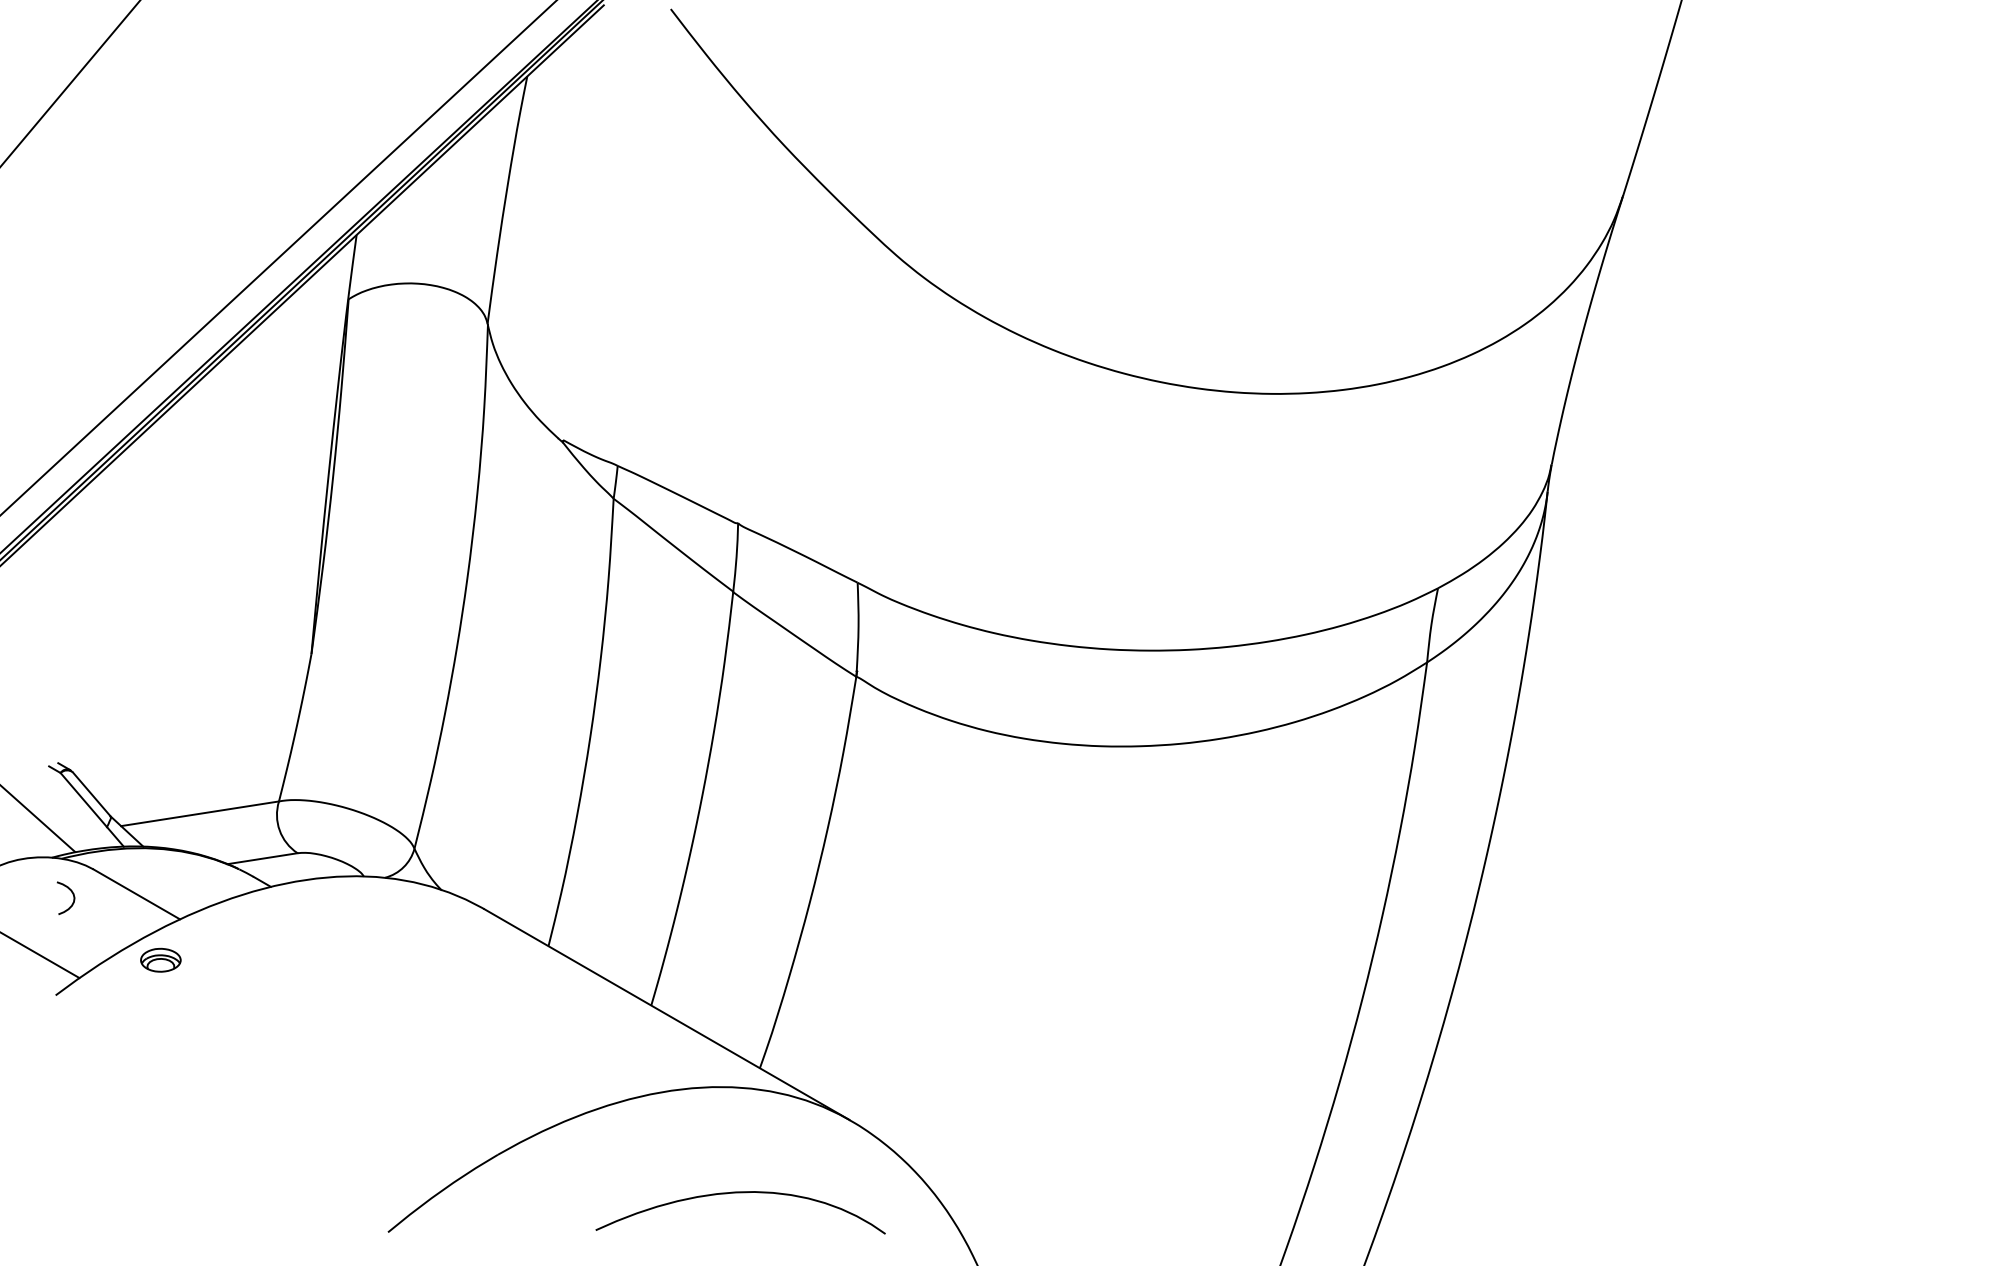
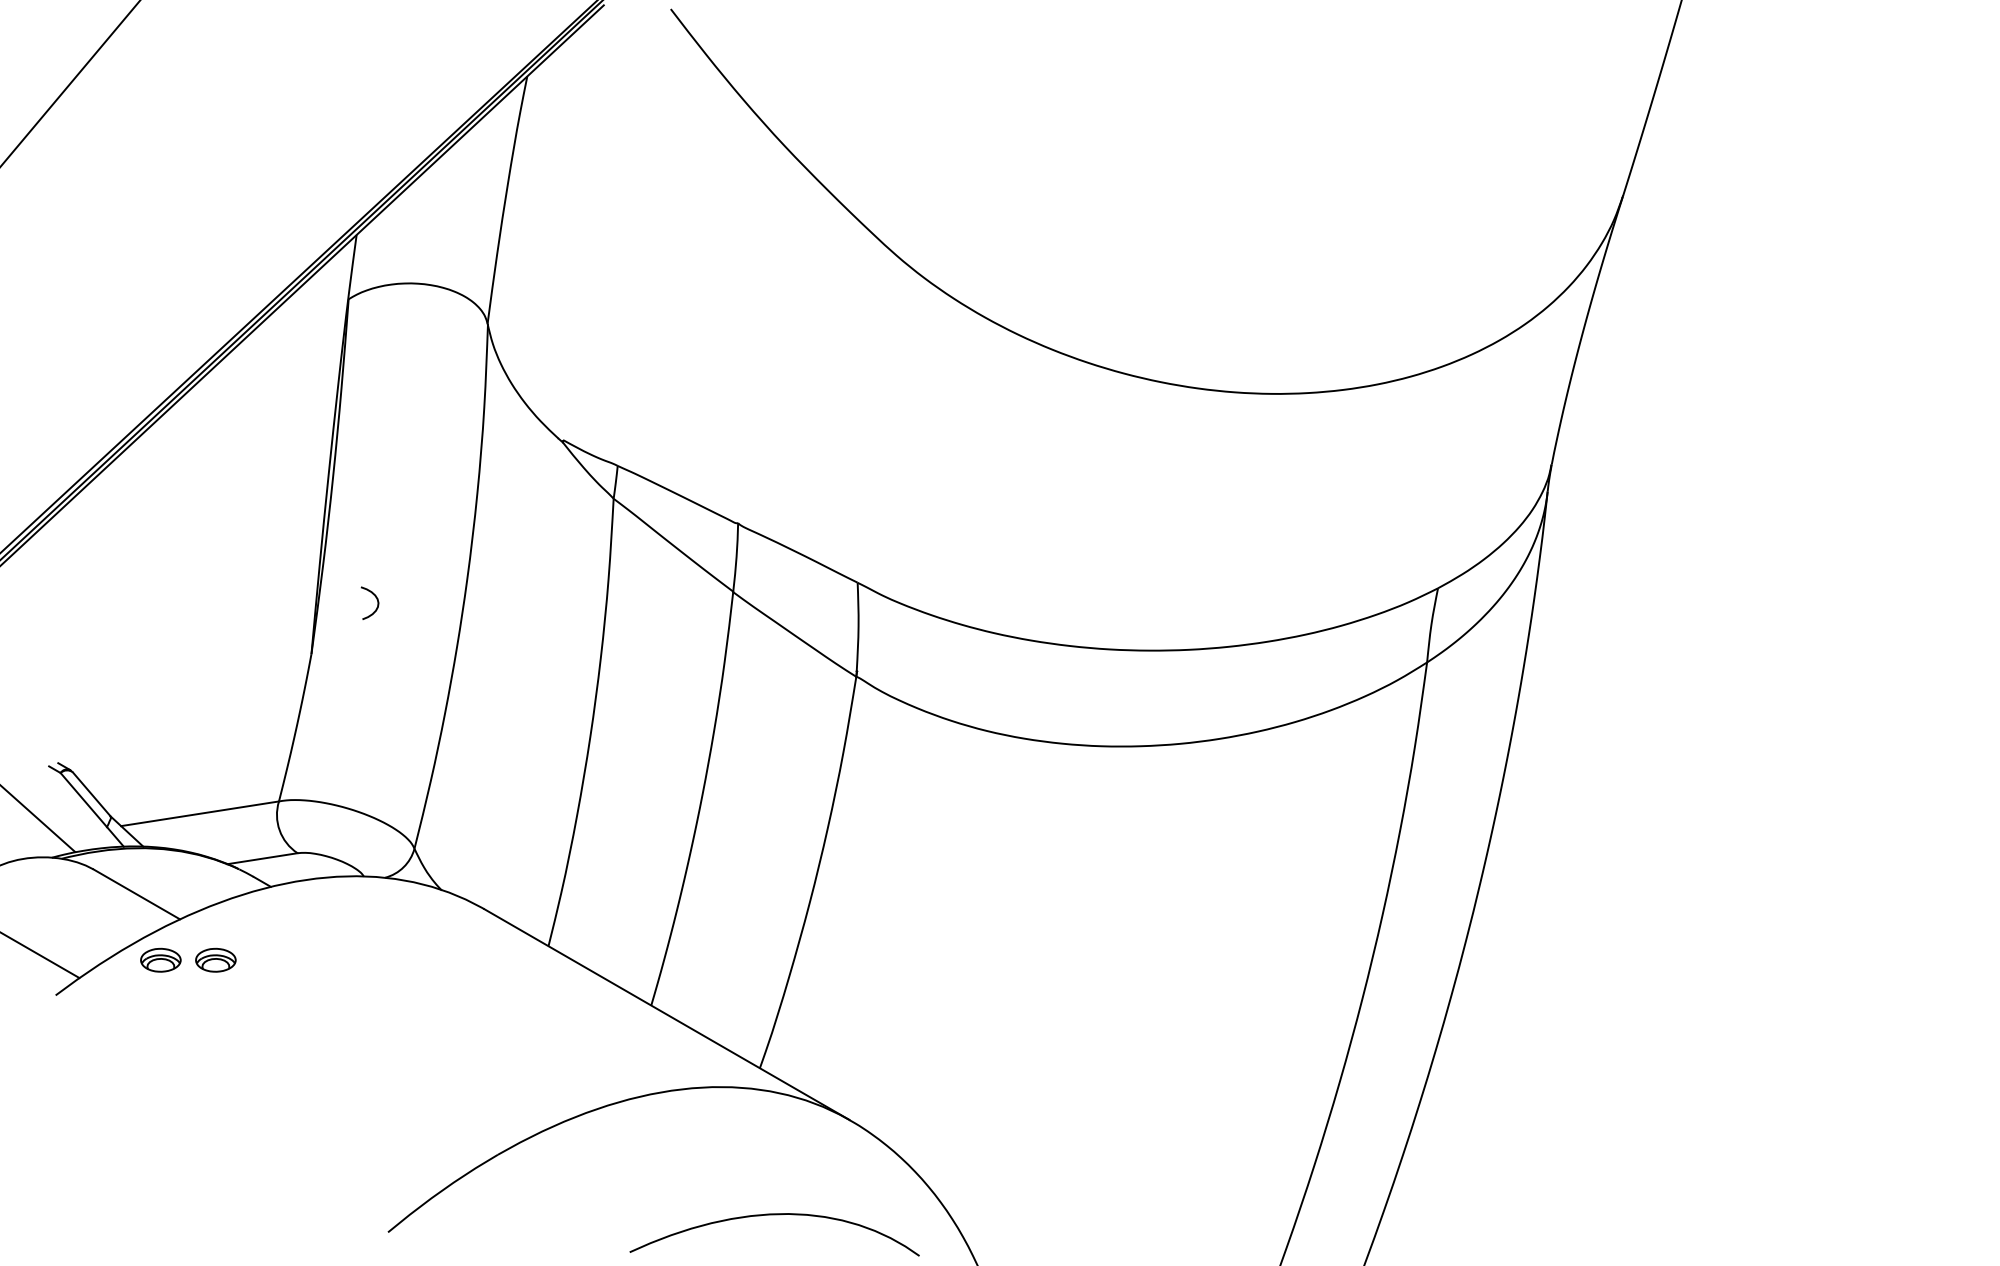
line: present -> none (278, 257)
curve position: (72, 894) -> (376, 599) (376, 599)
part: none -> present (215, 959)
curve position: (740, 1193) -> (774, 1215) (774, 1215)
